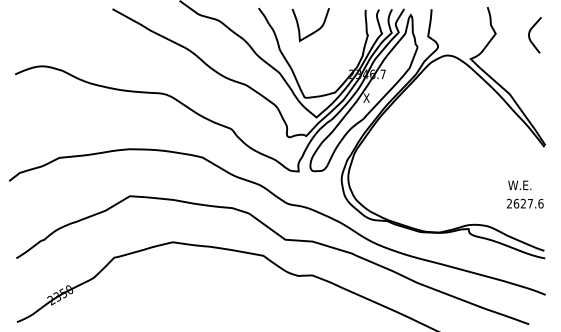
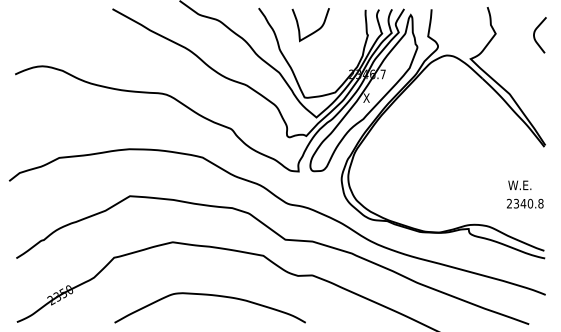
curve position: (530, 33) -> (535, 33) (535, 33)
text: 2627.6 -> 2340.8 (528, 203)
curve: none -> present (213, 296)
